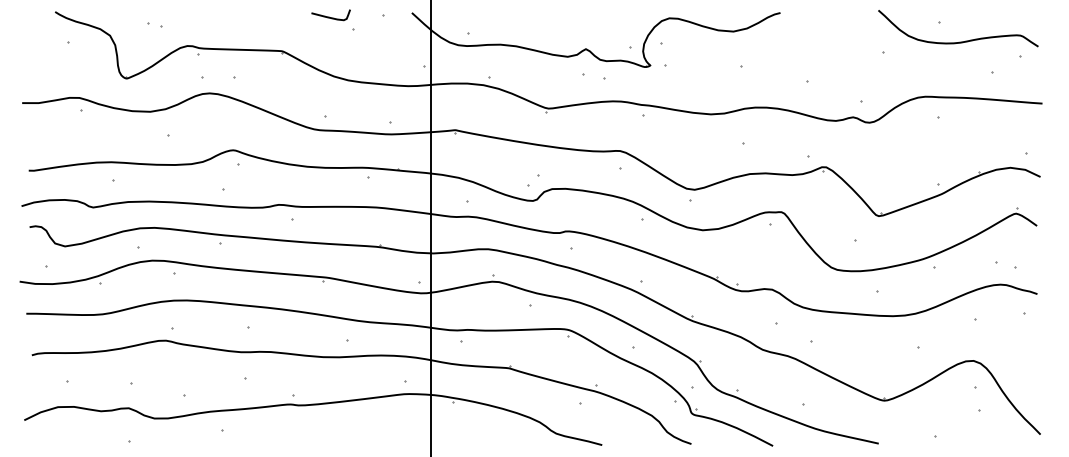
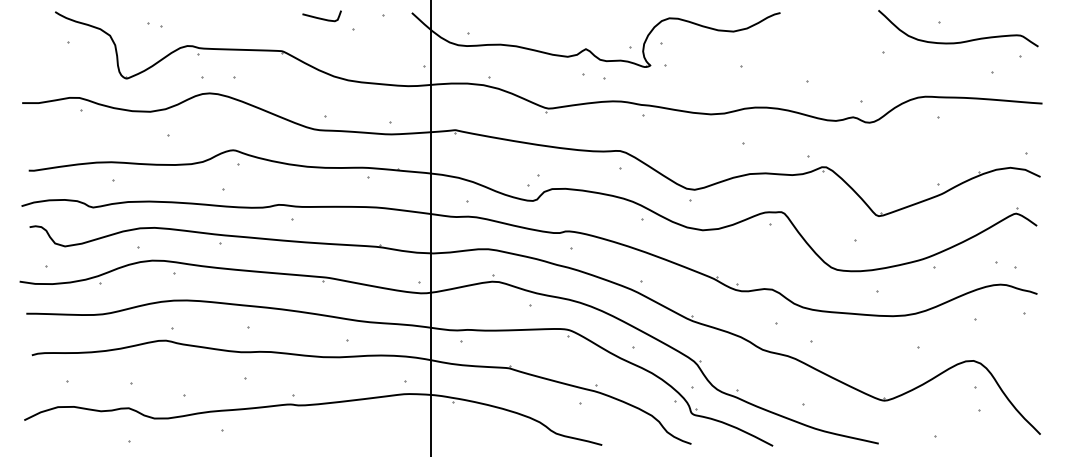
curve position: (329, 16) -> (320, 17) (320, 17)
